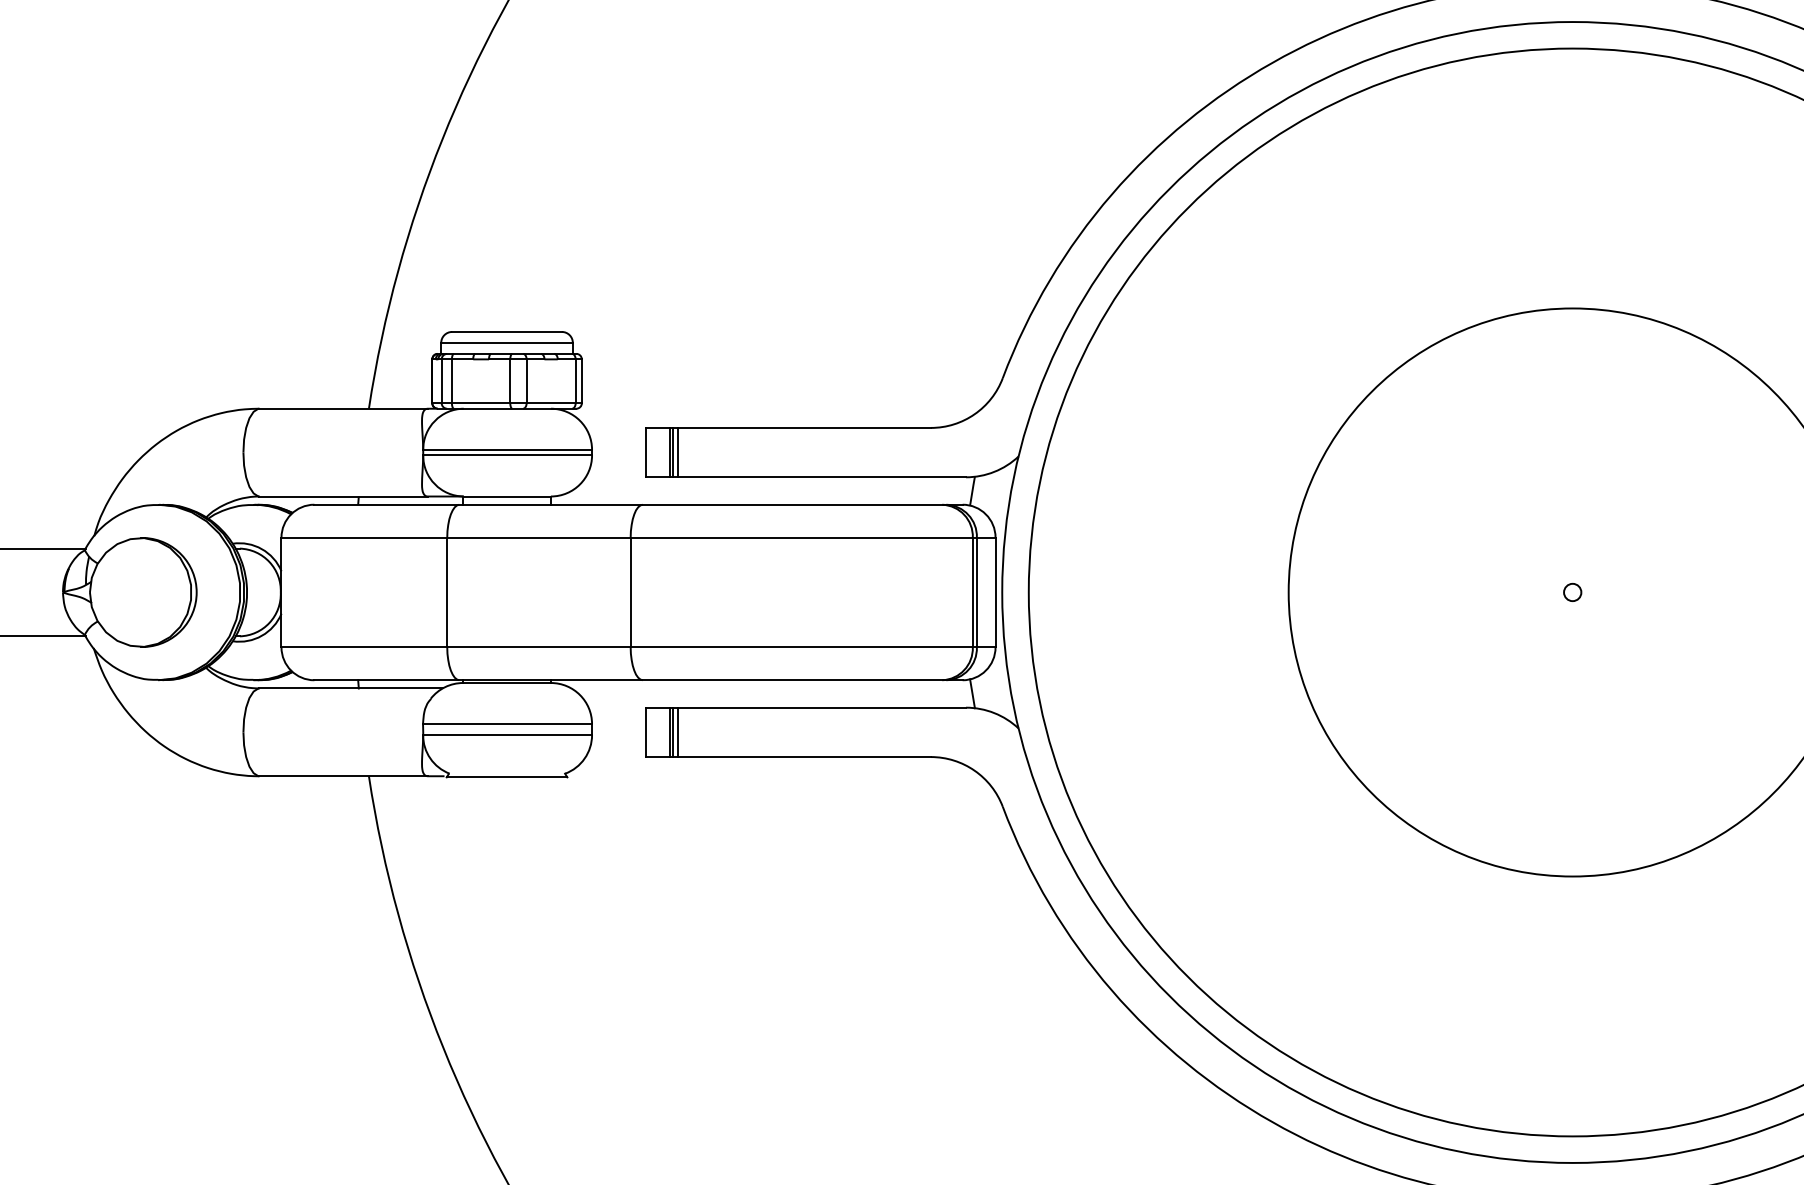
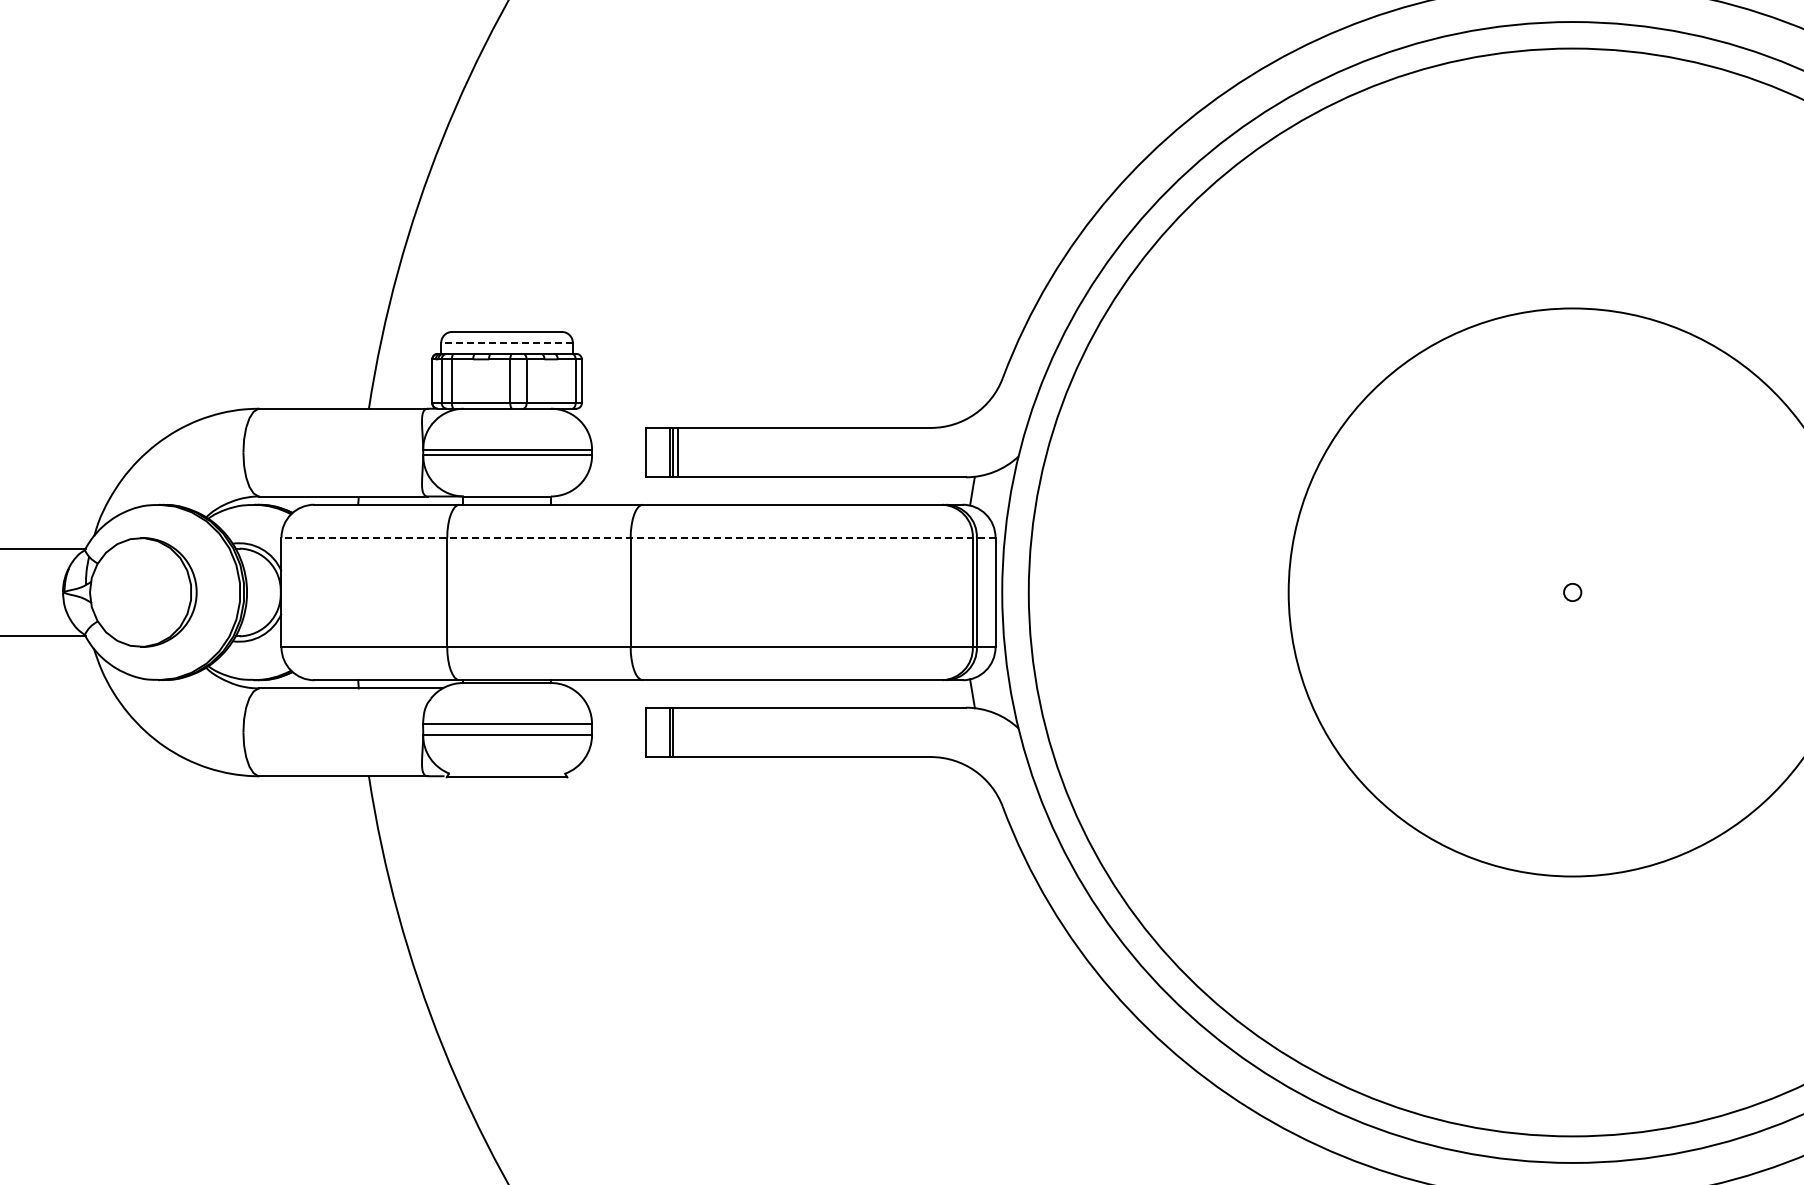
line: solid -> dashed (507, 342)
line: solid -> dashed (638, 537)
line: present -> none (678, 732)
